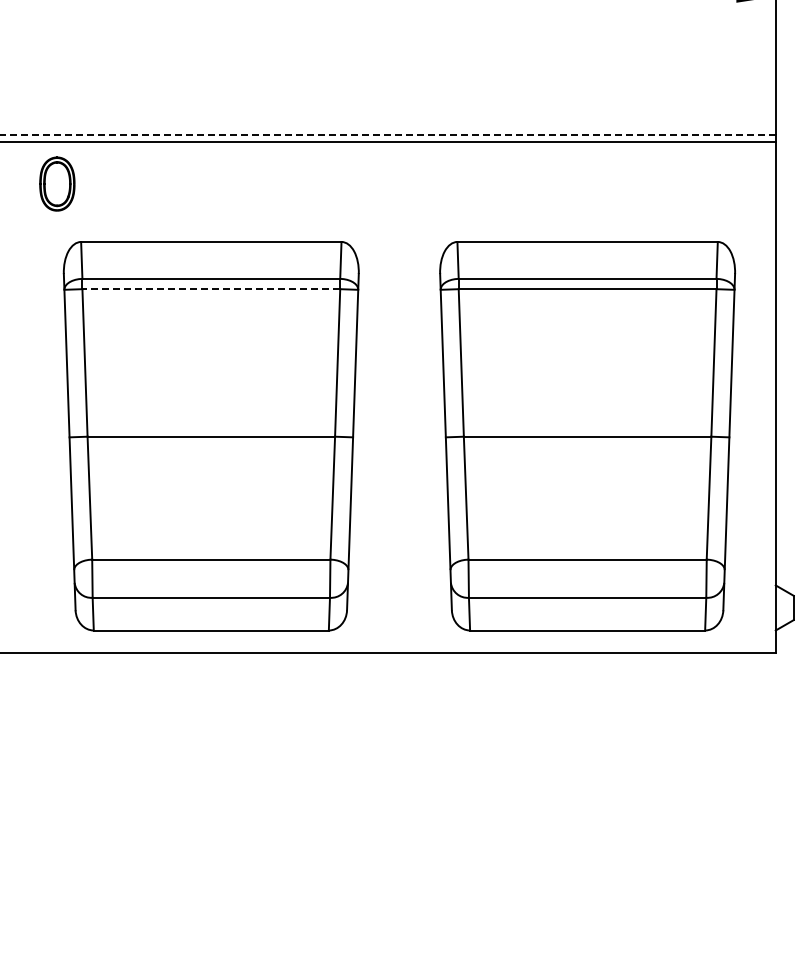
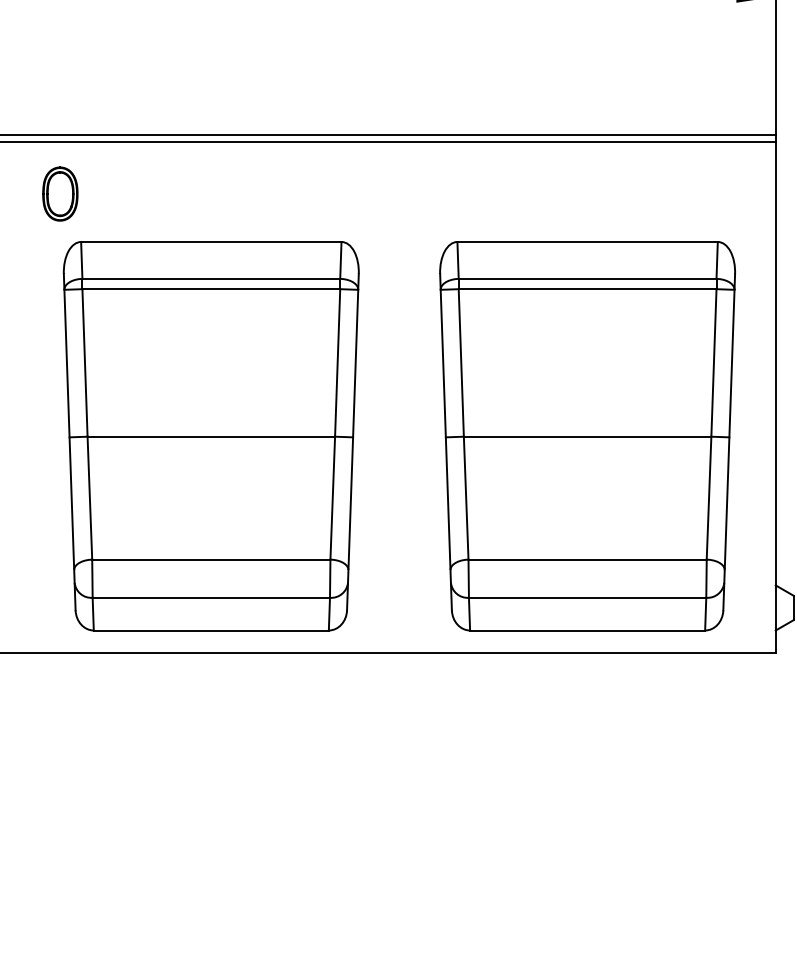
line: dashed -> solid (387, 134)
part position: (57, 183) -> (60, 193) (60, 193)
line: dashed -> solid (211, 289)
